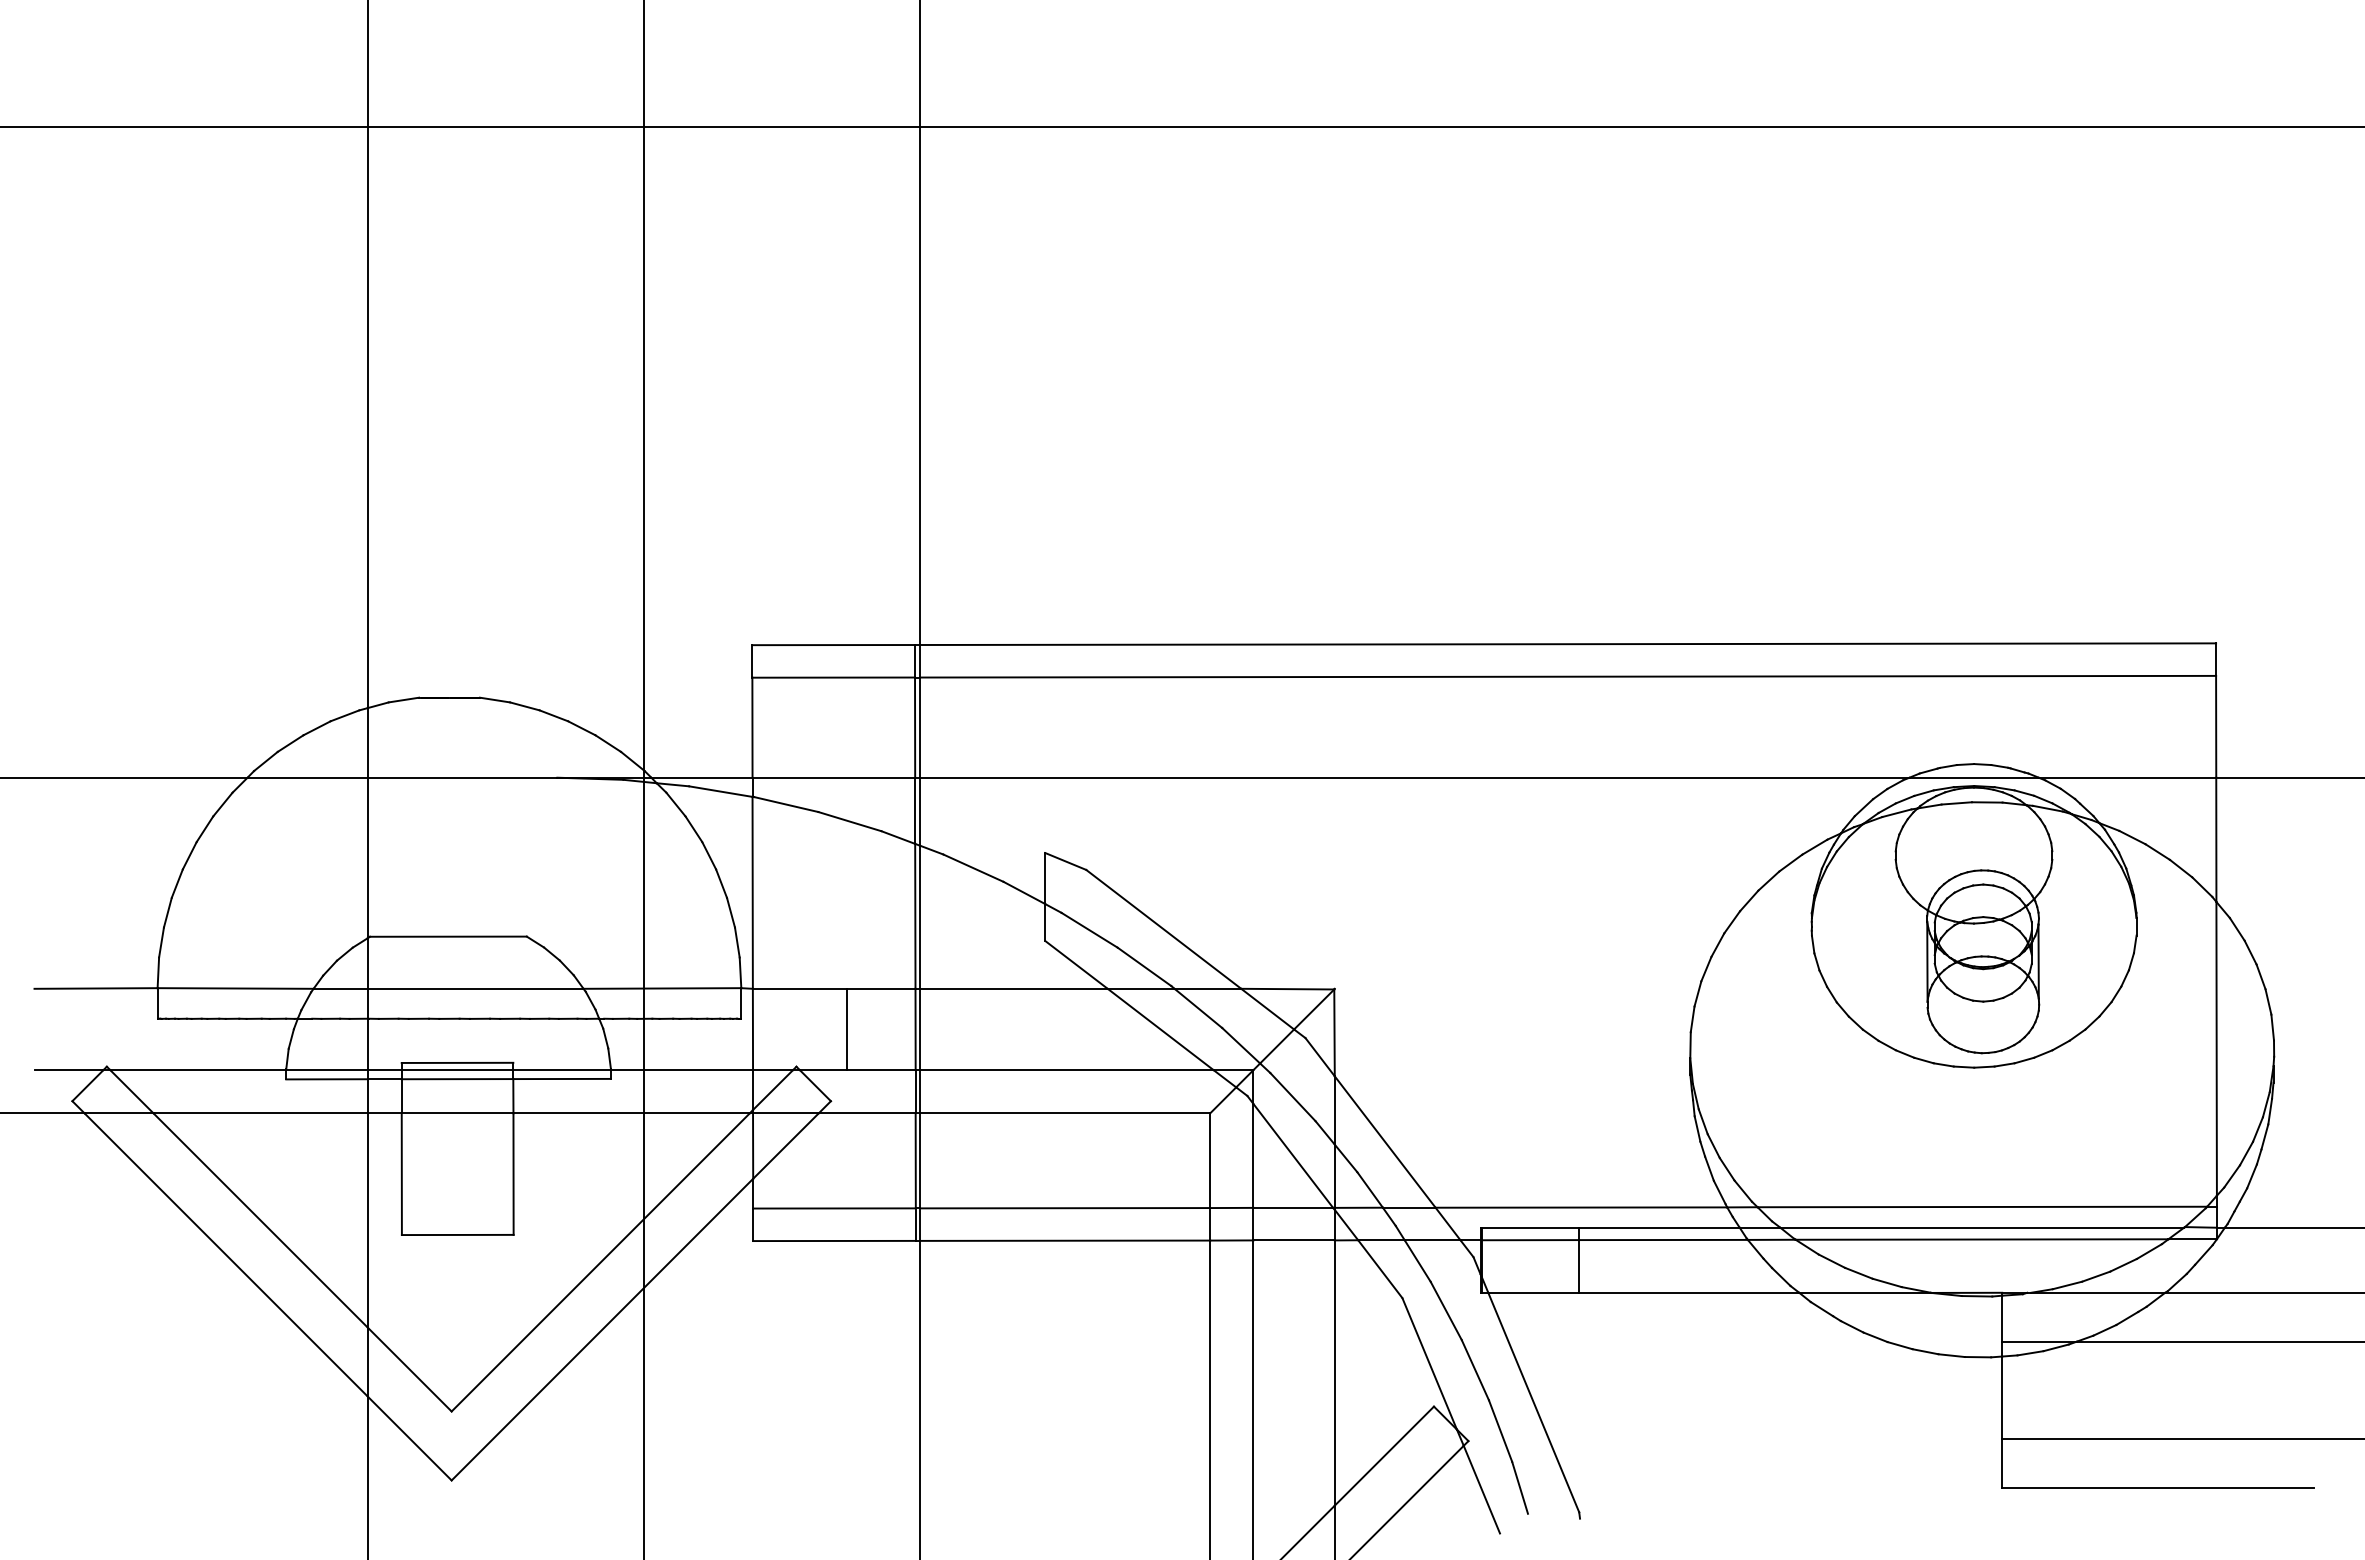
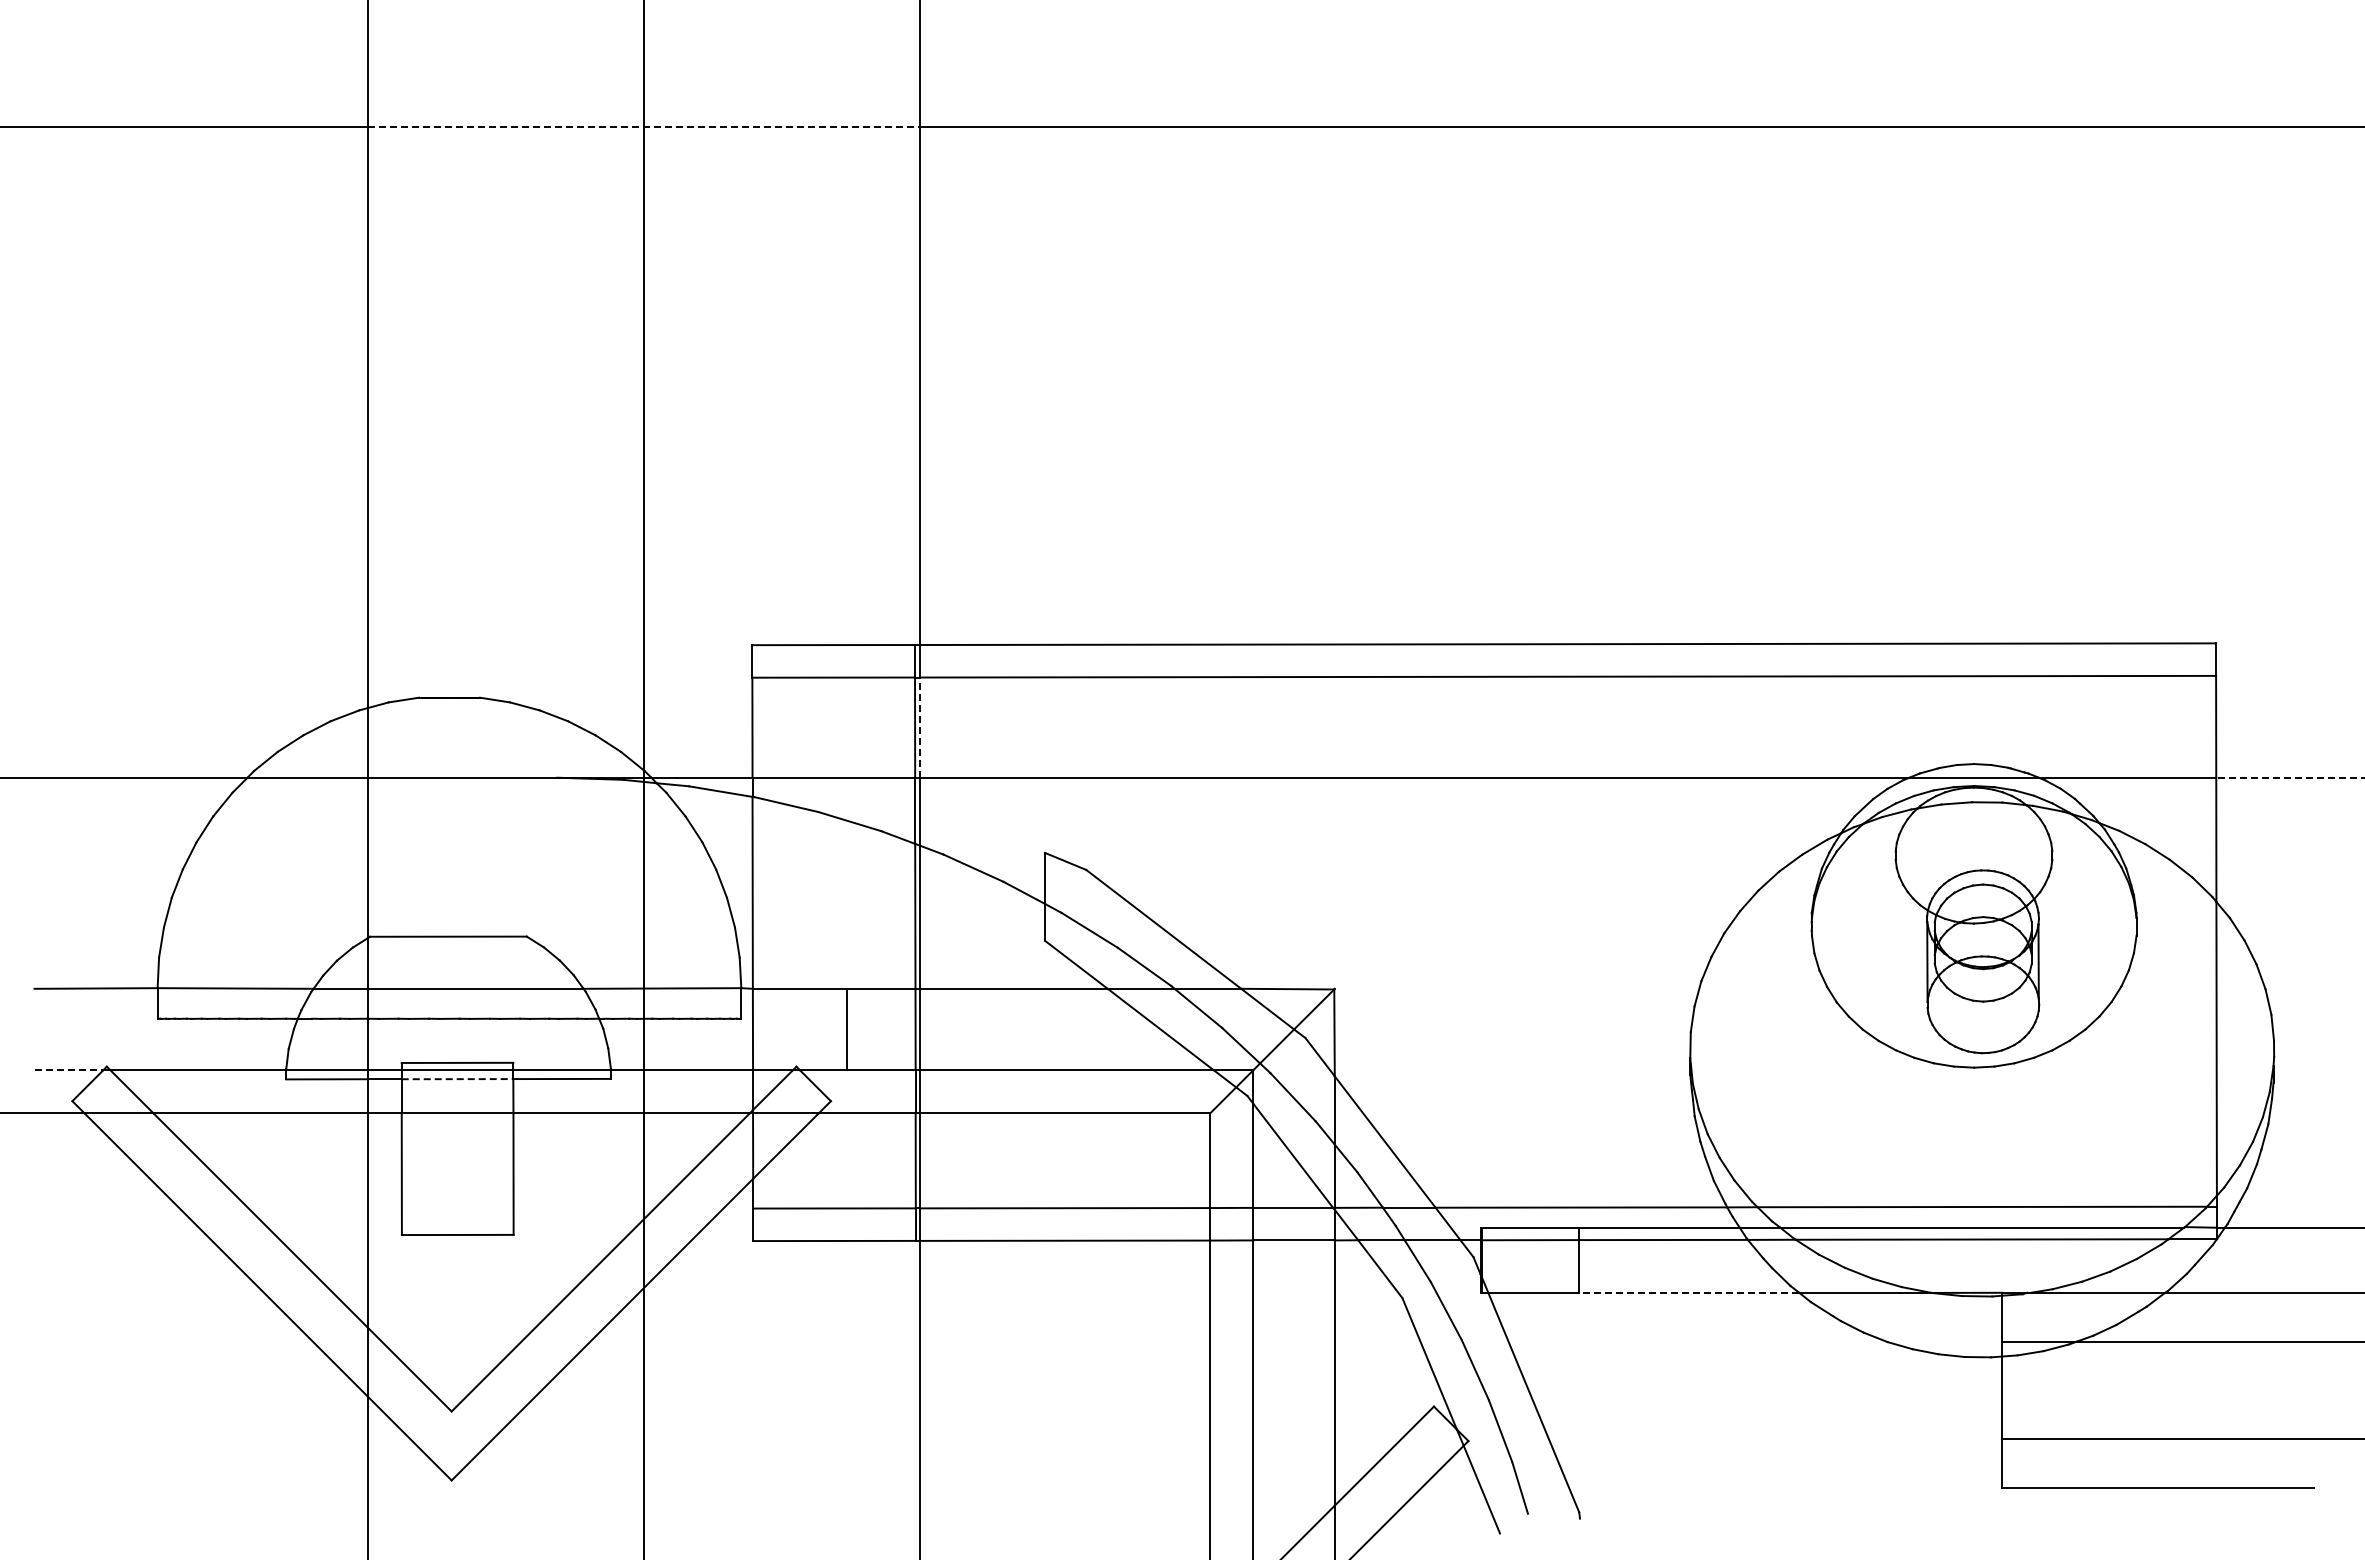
line: solid -> dashed (644, 127)
line: solid -> dashed (920, 727)
line: solid -> dashed (2290, 777)
line: solid -> dashed (69, 1070)
line: solid -> dashed (457, 1079)
line: solid -> dashed (1688, 1292)
